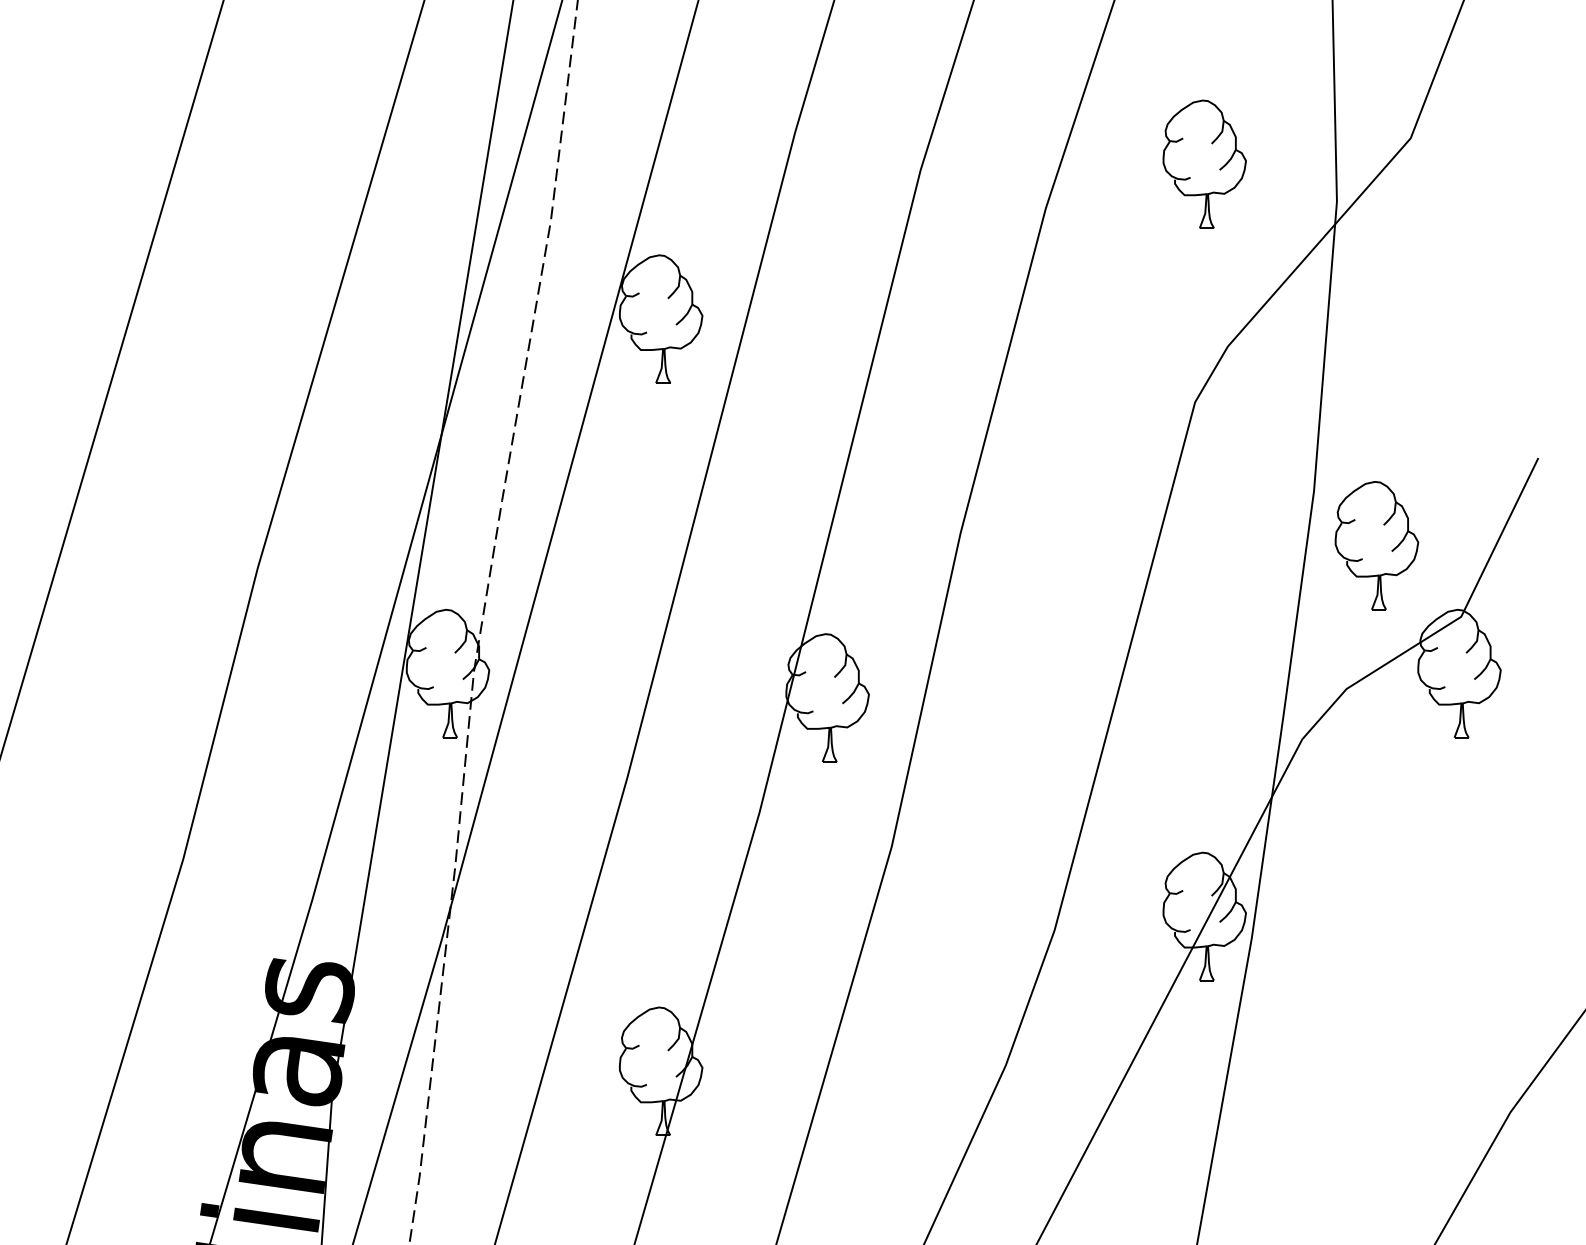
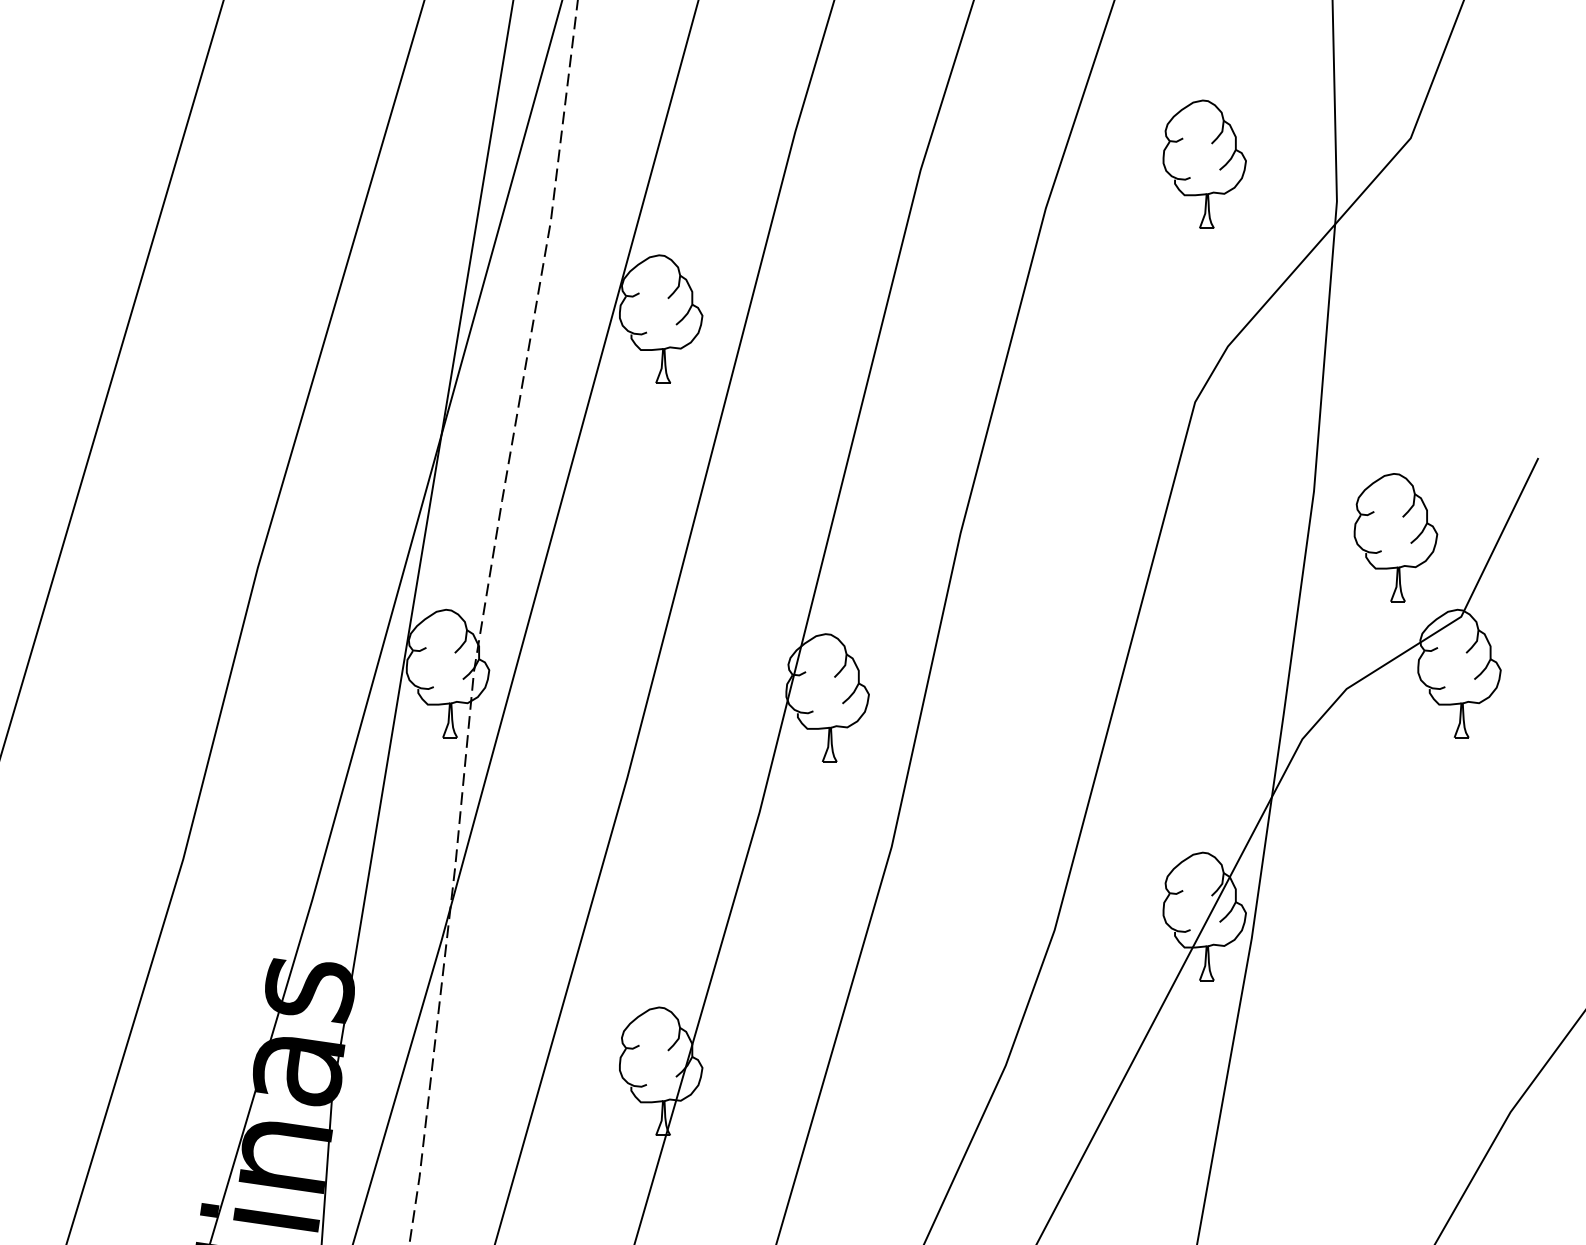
part position: (1376, 545) -> (1395, 537) (1395, 537)
